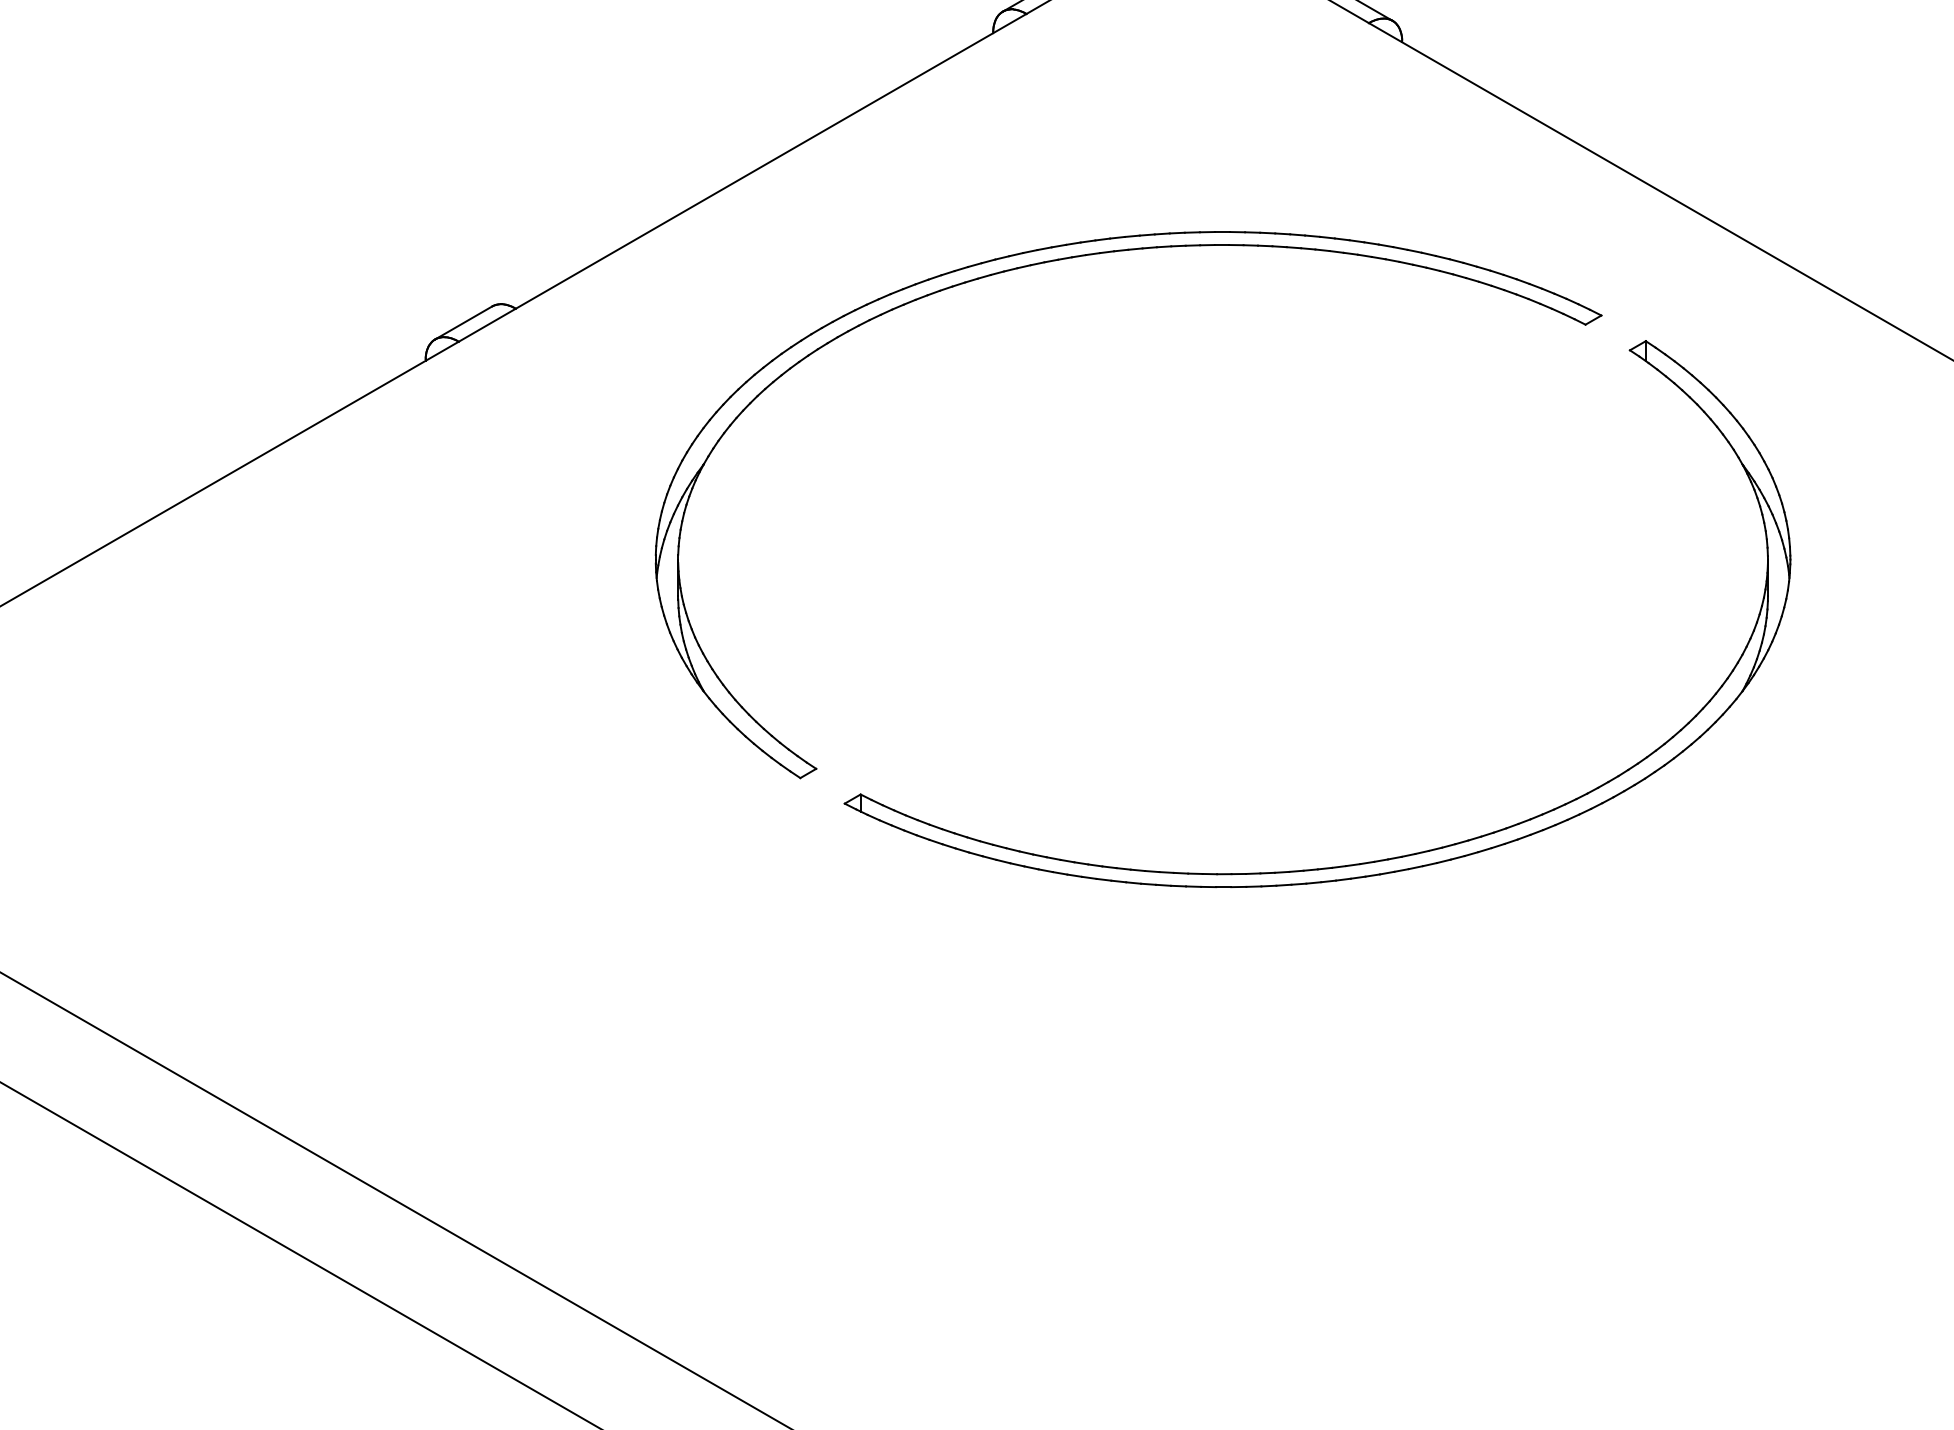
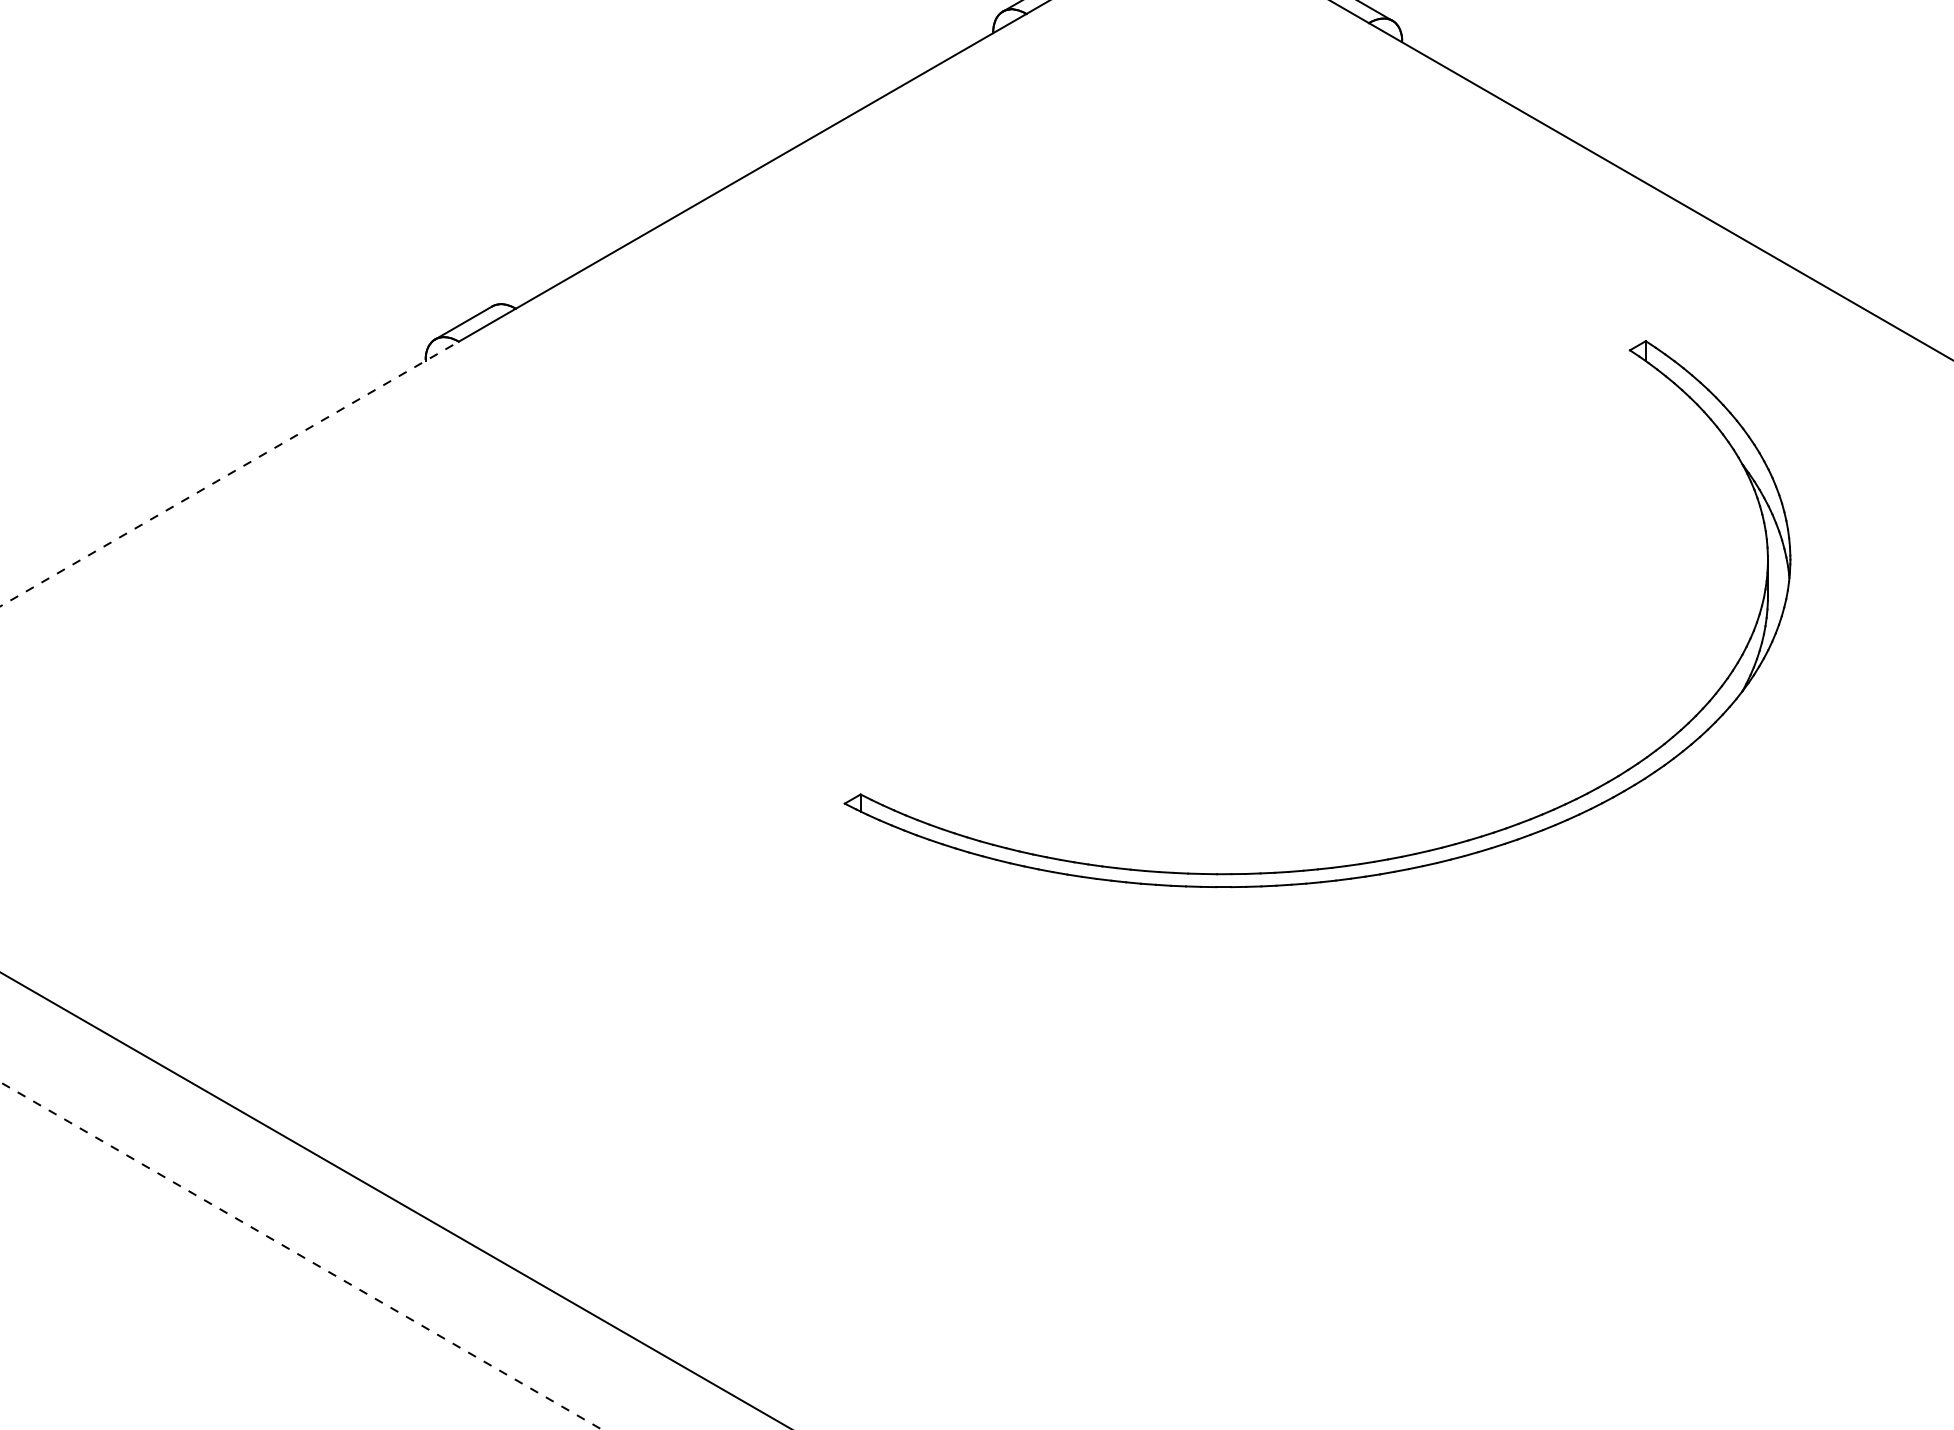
part: present -> none (1092, 255)
line: solid -> dashed (229, 474)
line: solid -> dashed (300, 1255)
